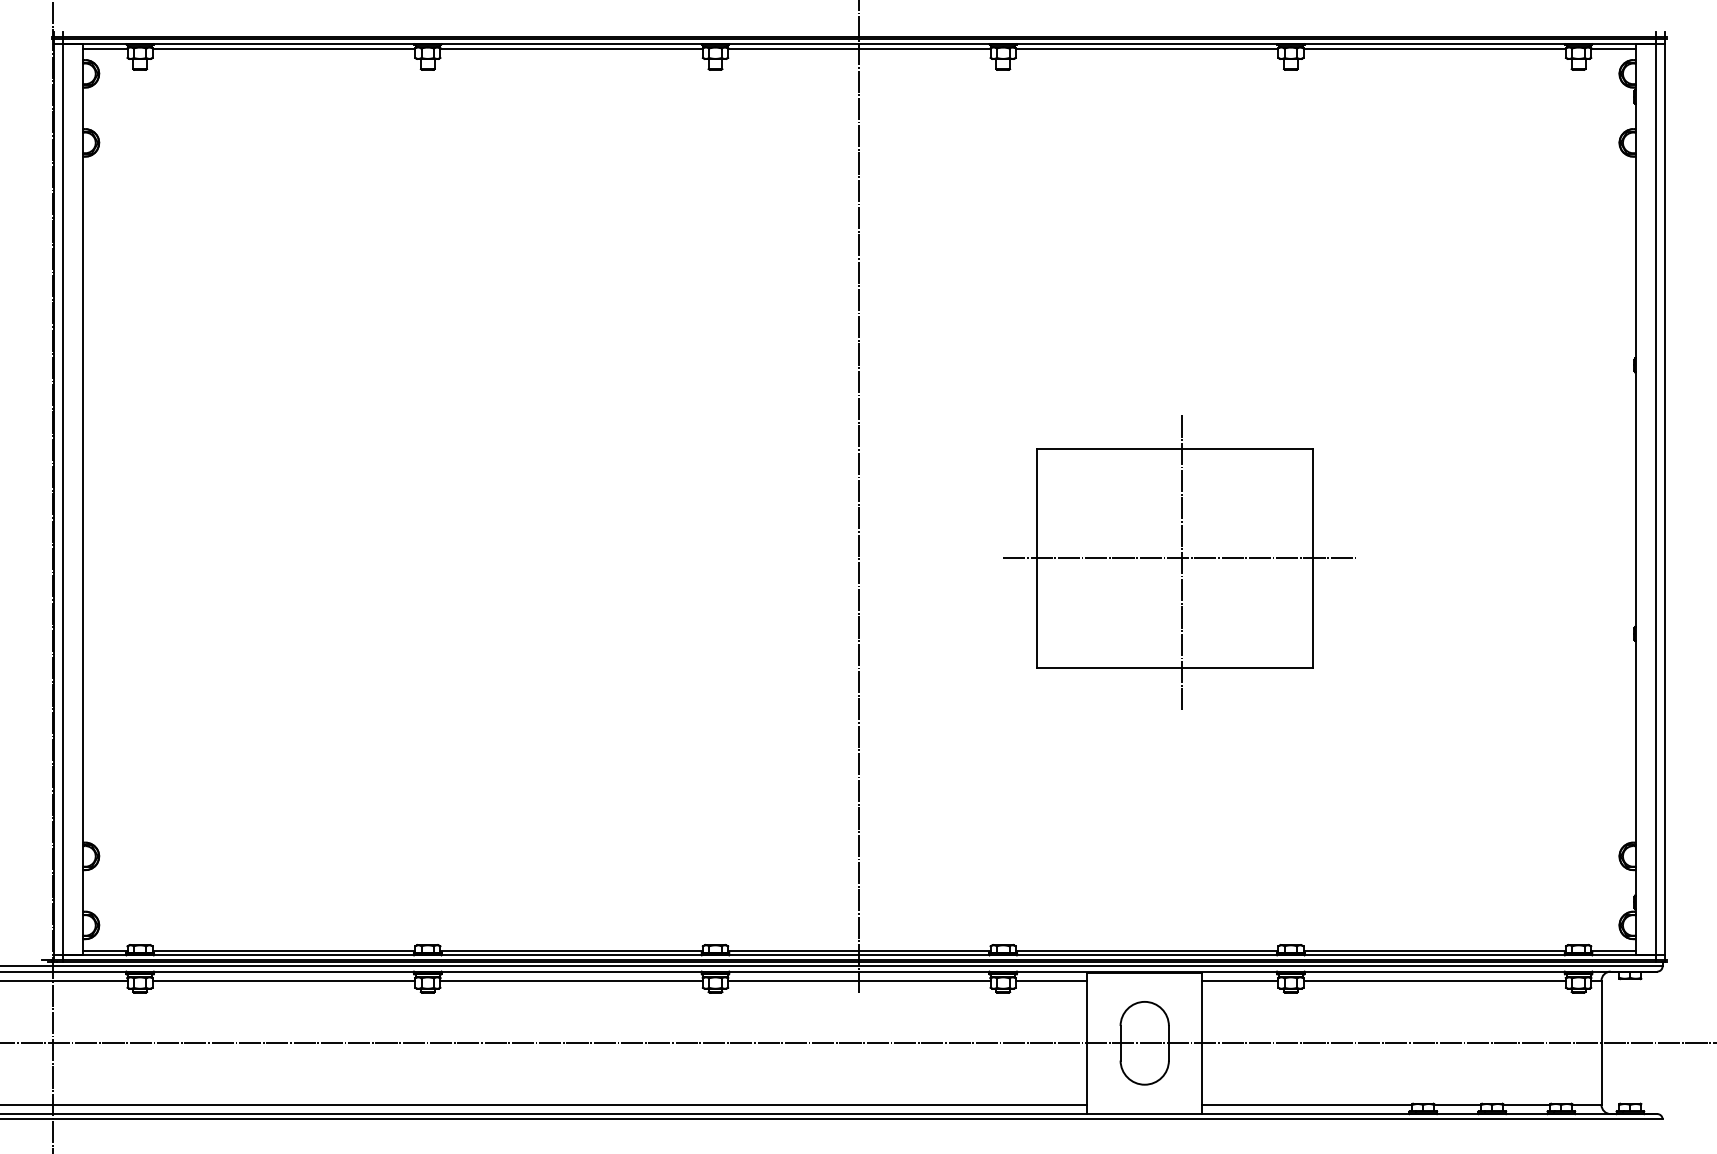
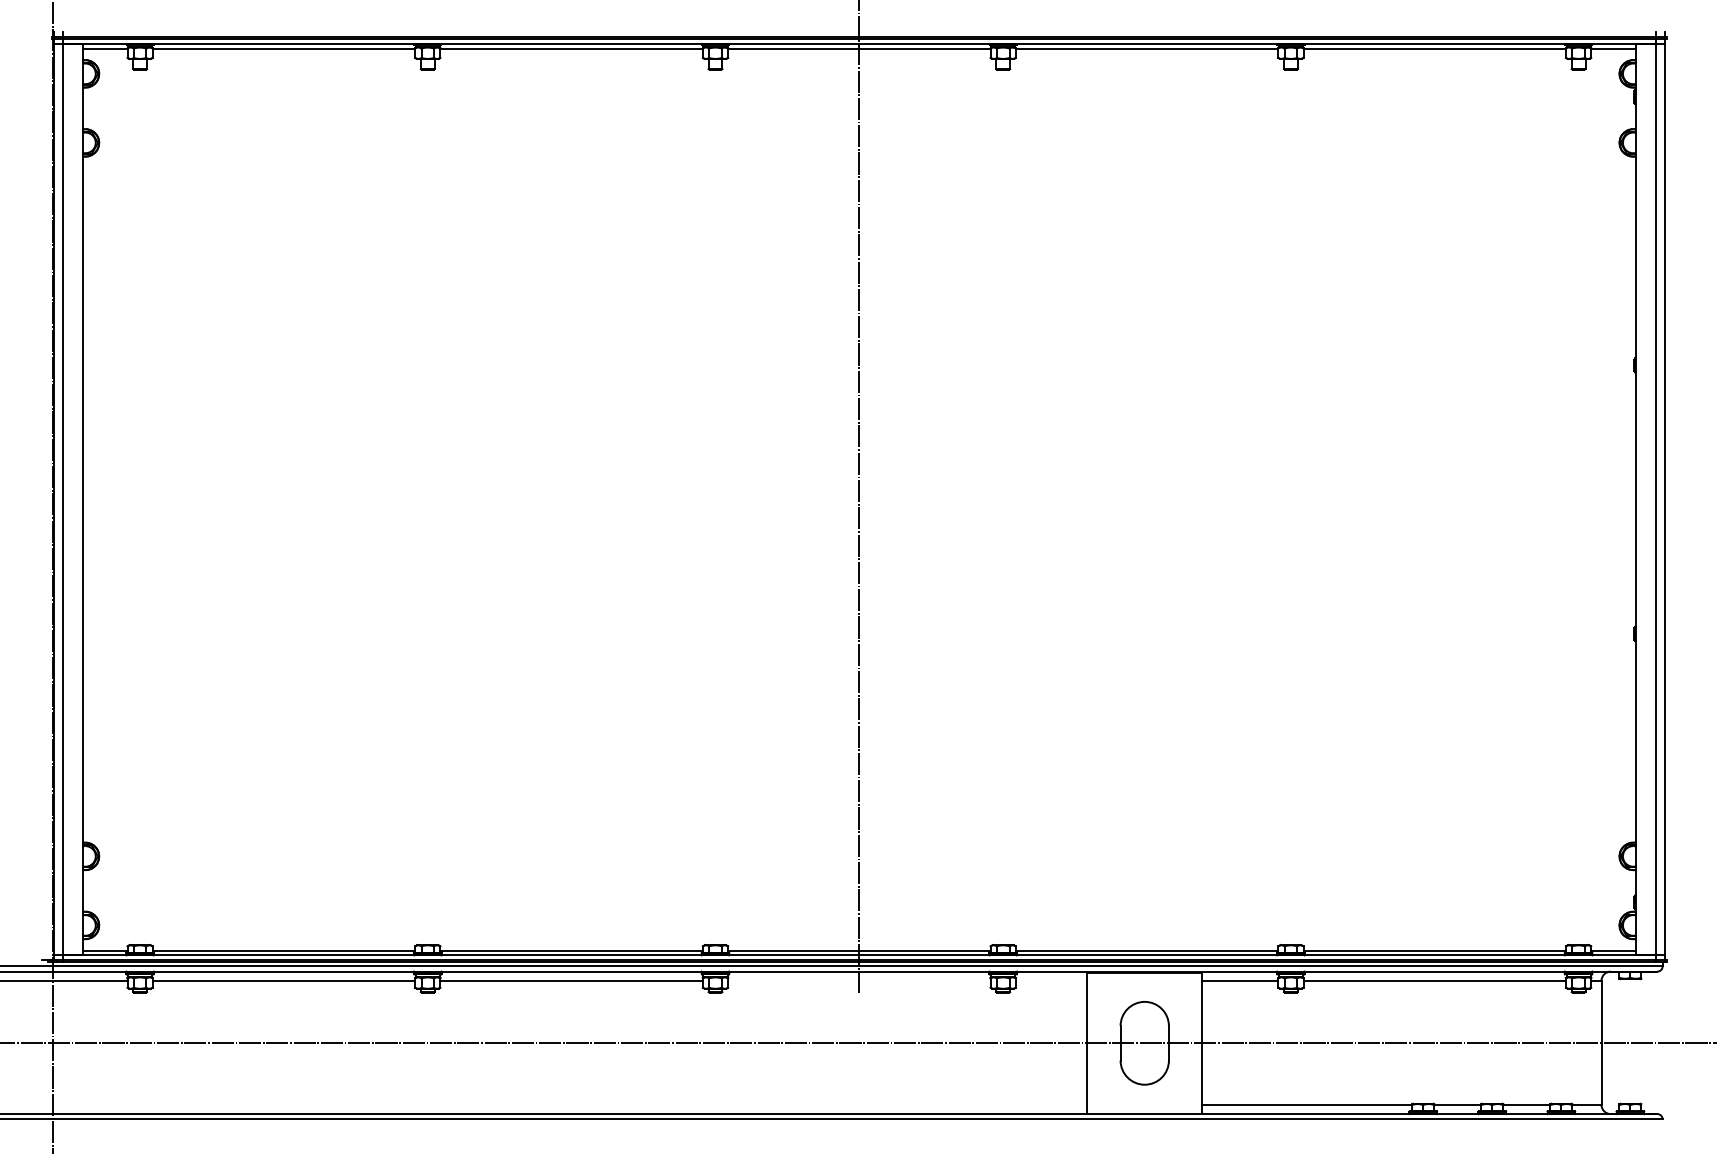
part: present -> none (1179, 562)
line: present -> none (859, 980)
line: present -> none (1051, 980)
line: present -> none (544, 1104)
